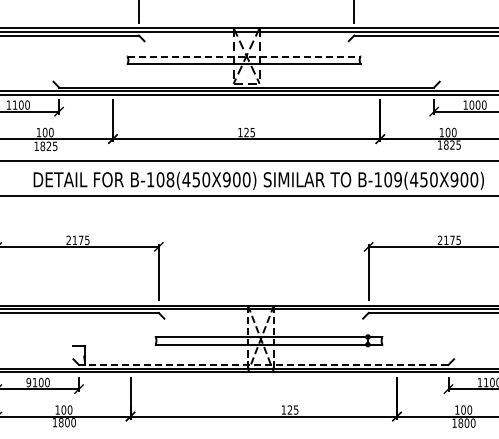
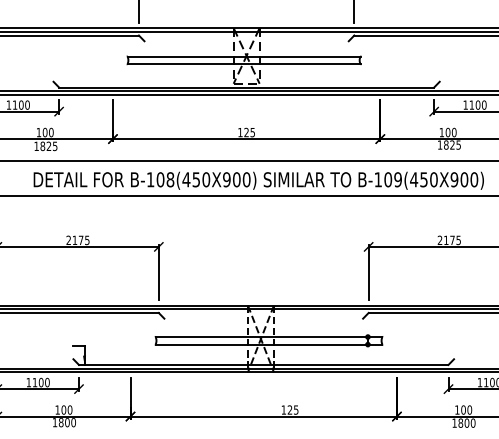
line: dashed -> solid (244, 56)
text: 1000 -> 1100 (471, 104)
line: dashed -> solid (263, 364)
text: 9100 -> 1100 (28, 382)
